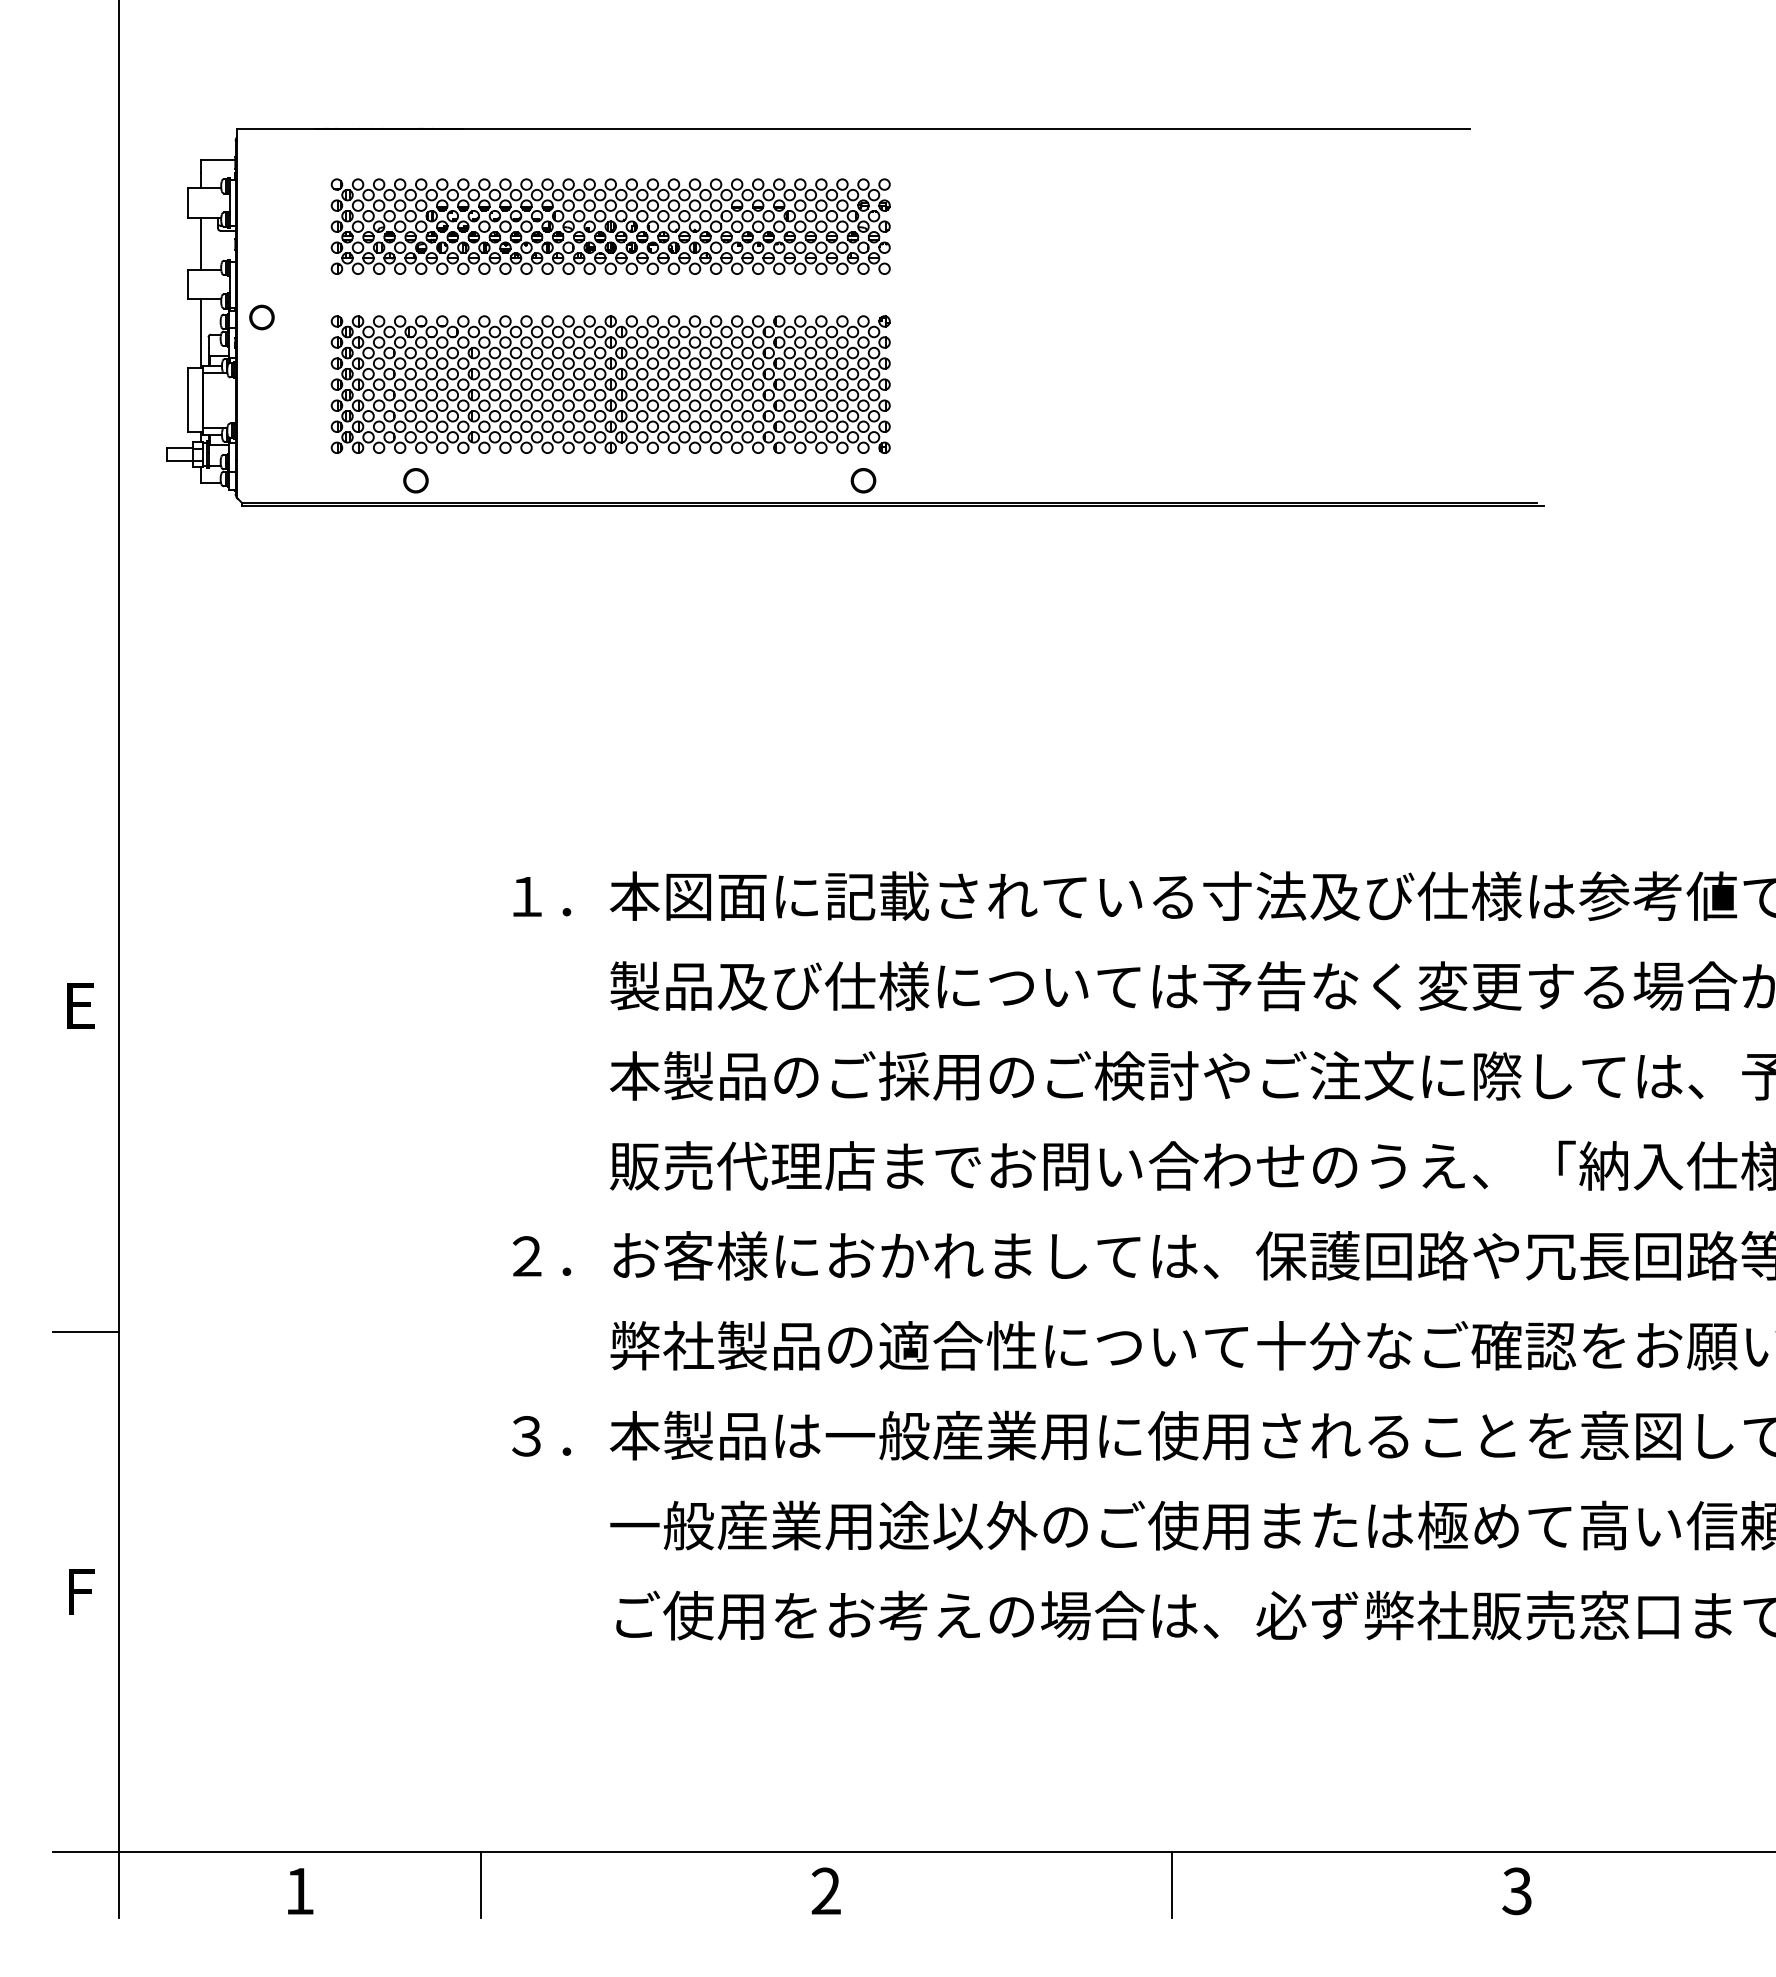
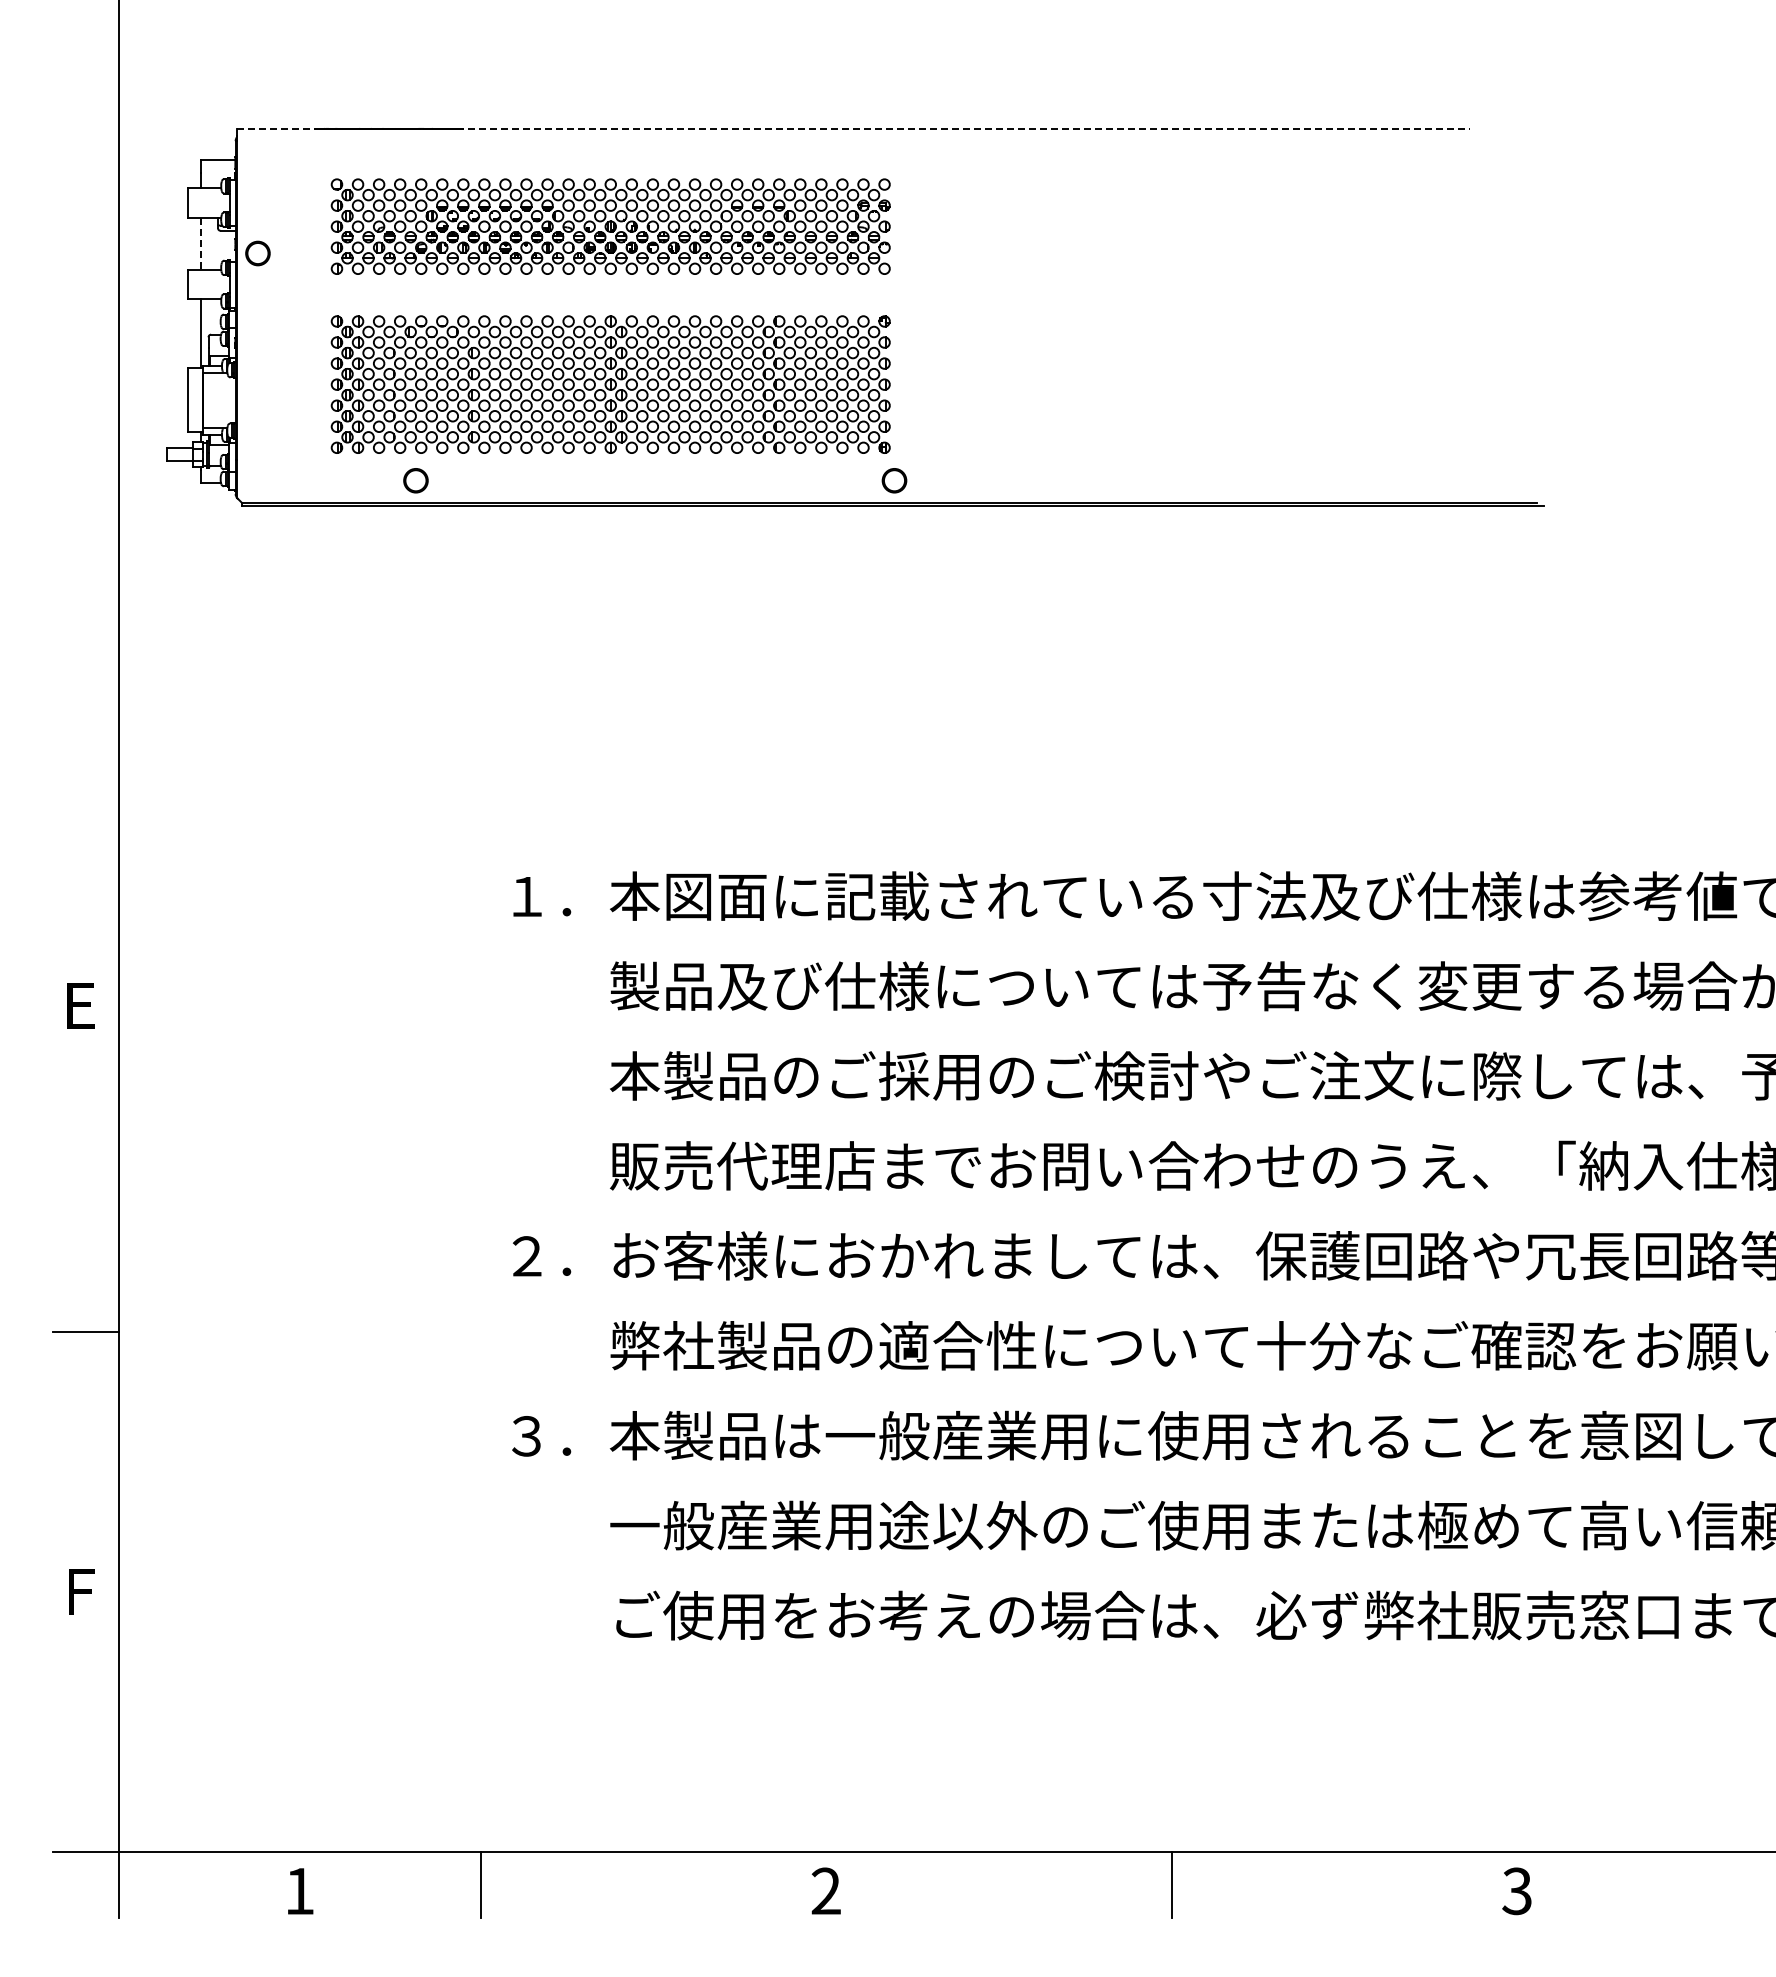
line: solid -> dashed (853, 129)
line: solid -> dashed (201, 244)
part position: (261, 317) -> (257, 253) (257, 253)
part position: (863, 480) -> (894, 480) (894, 480)
